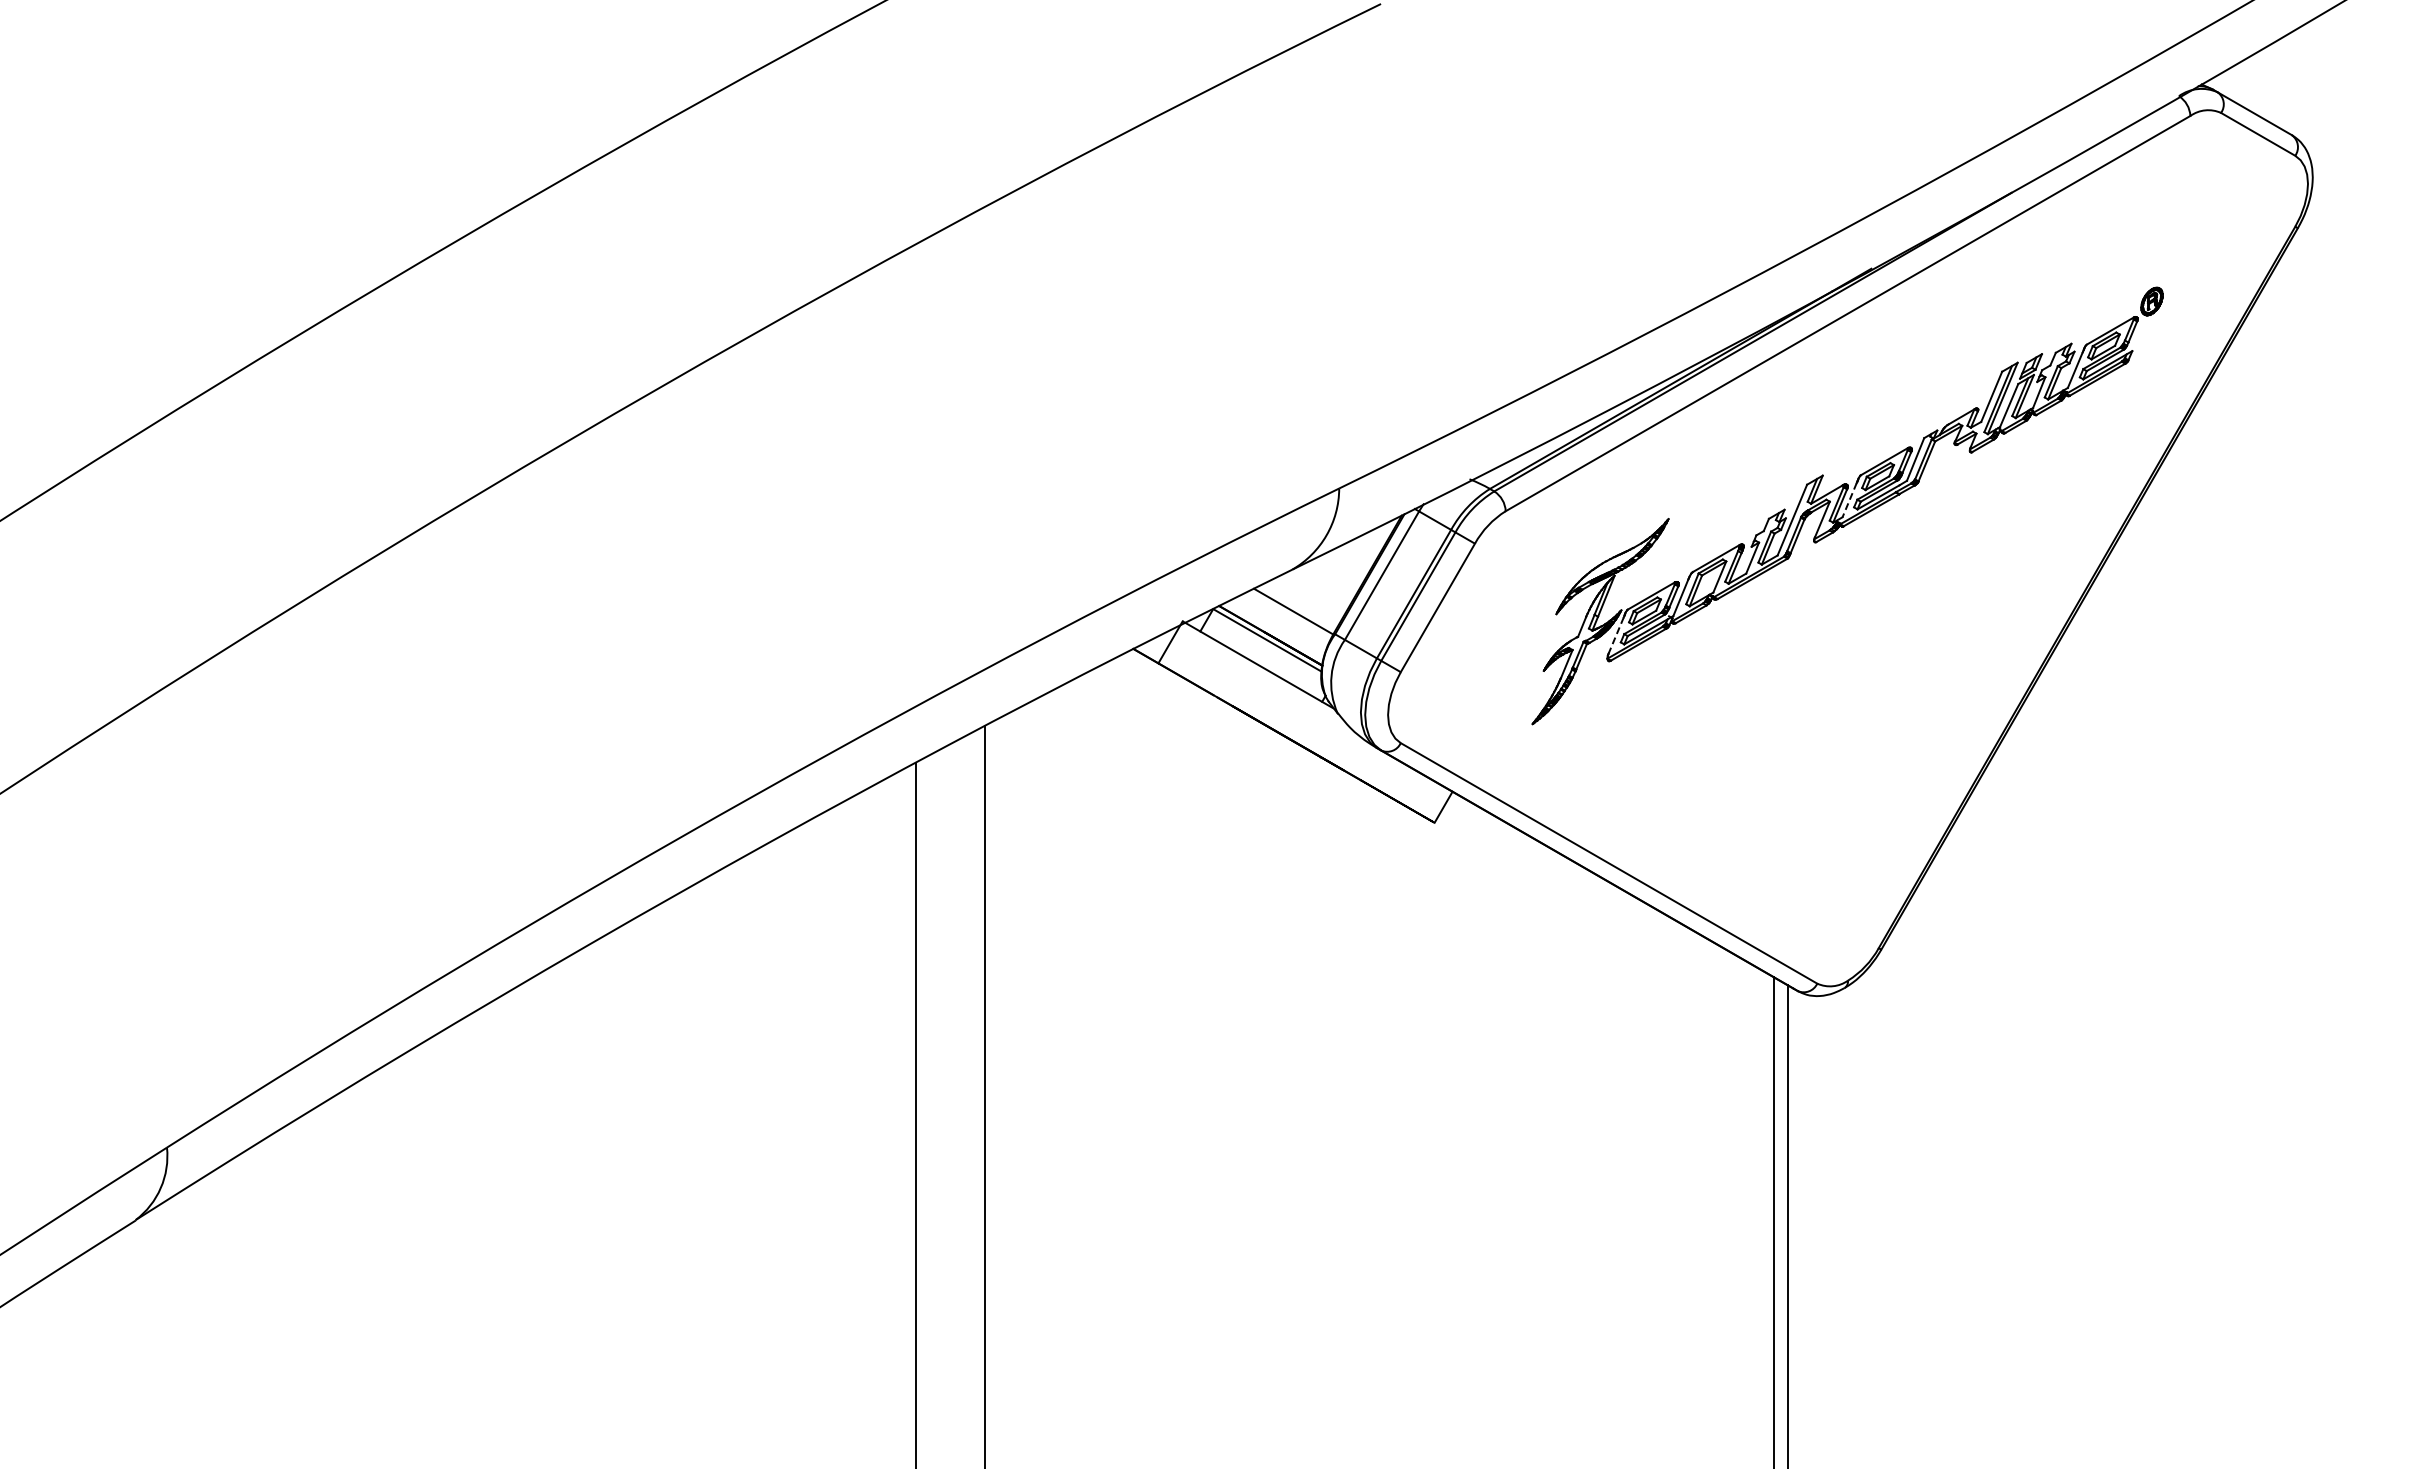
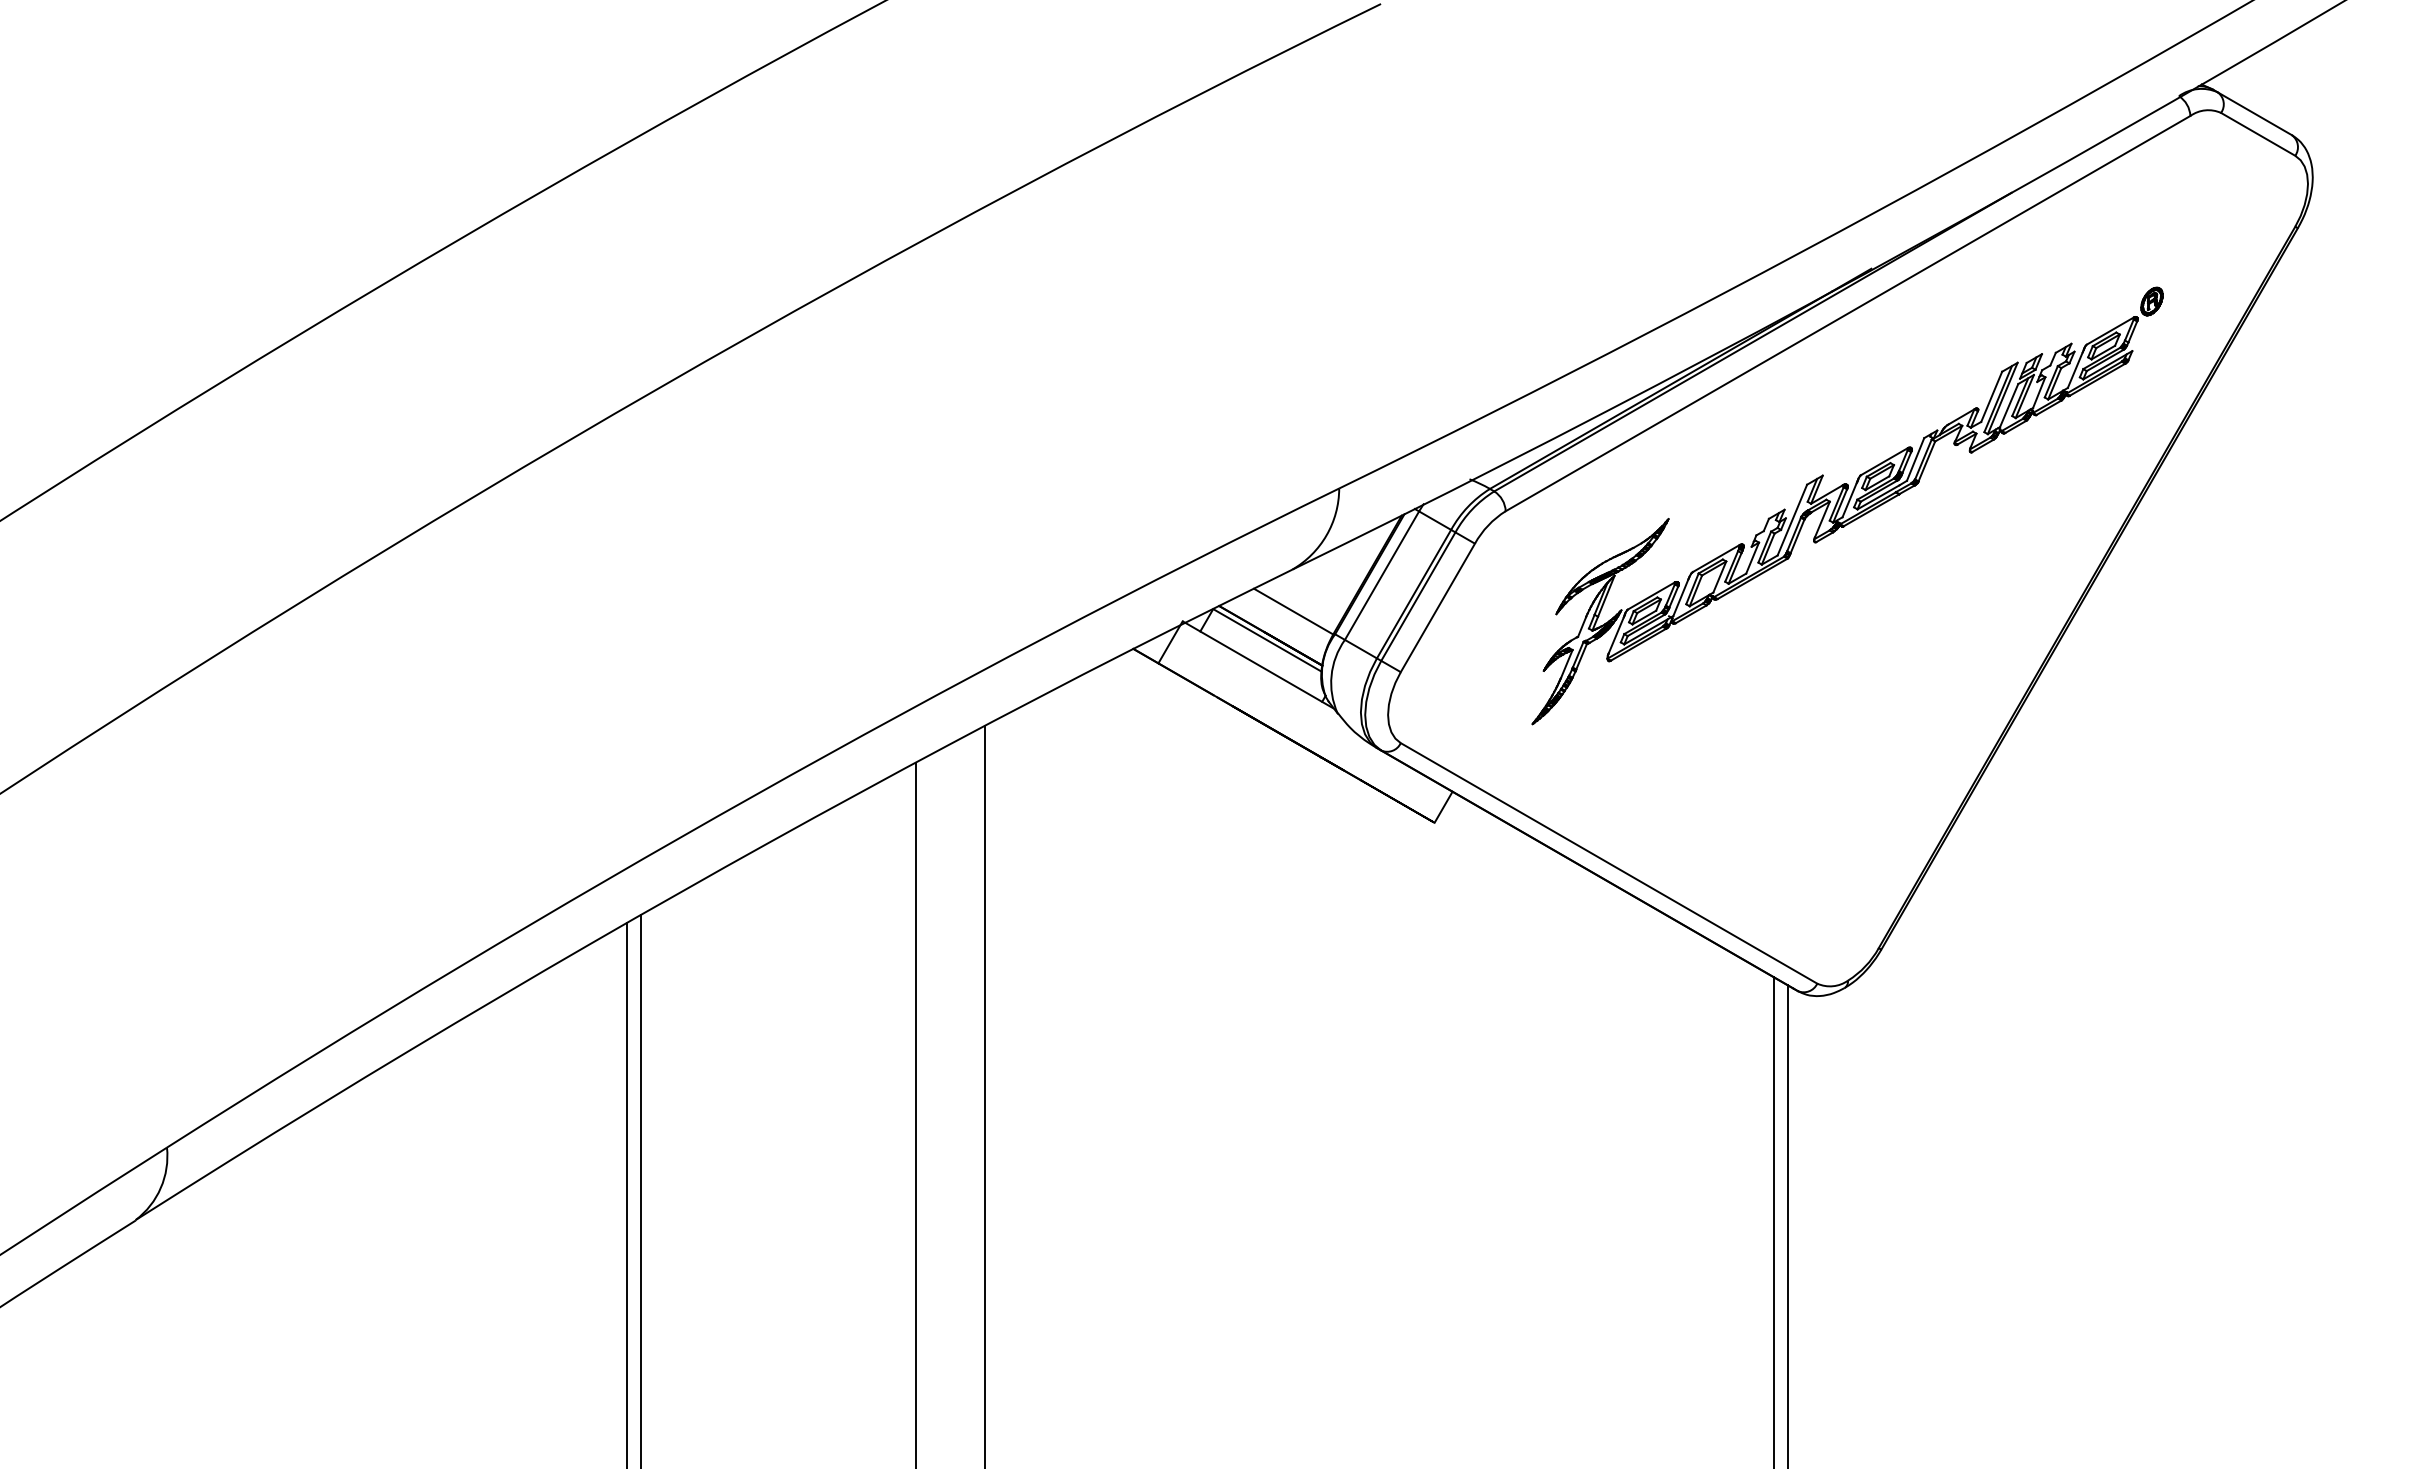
line: dashed -> solid (1849, 500)
line: dashed -> solid (1616, 635)
line: none -> present (641, 1190)
line: none -> present (627, 1194)
